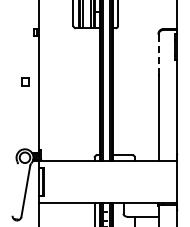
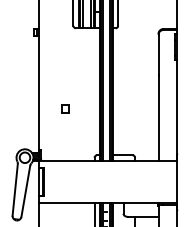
line: dashed -> solid (158, 55)
part position: (25, 81) -> (65, 108) (65, 108)
line: none -> present (14, 189)
